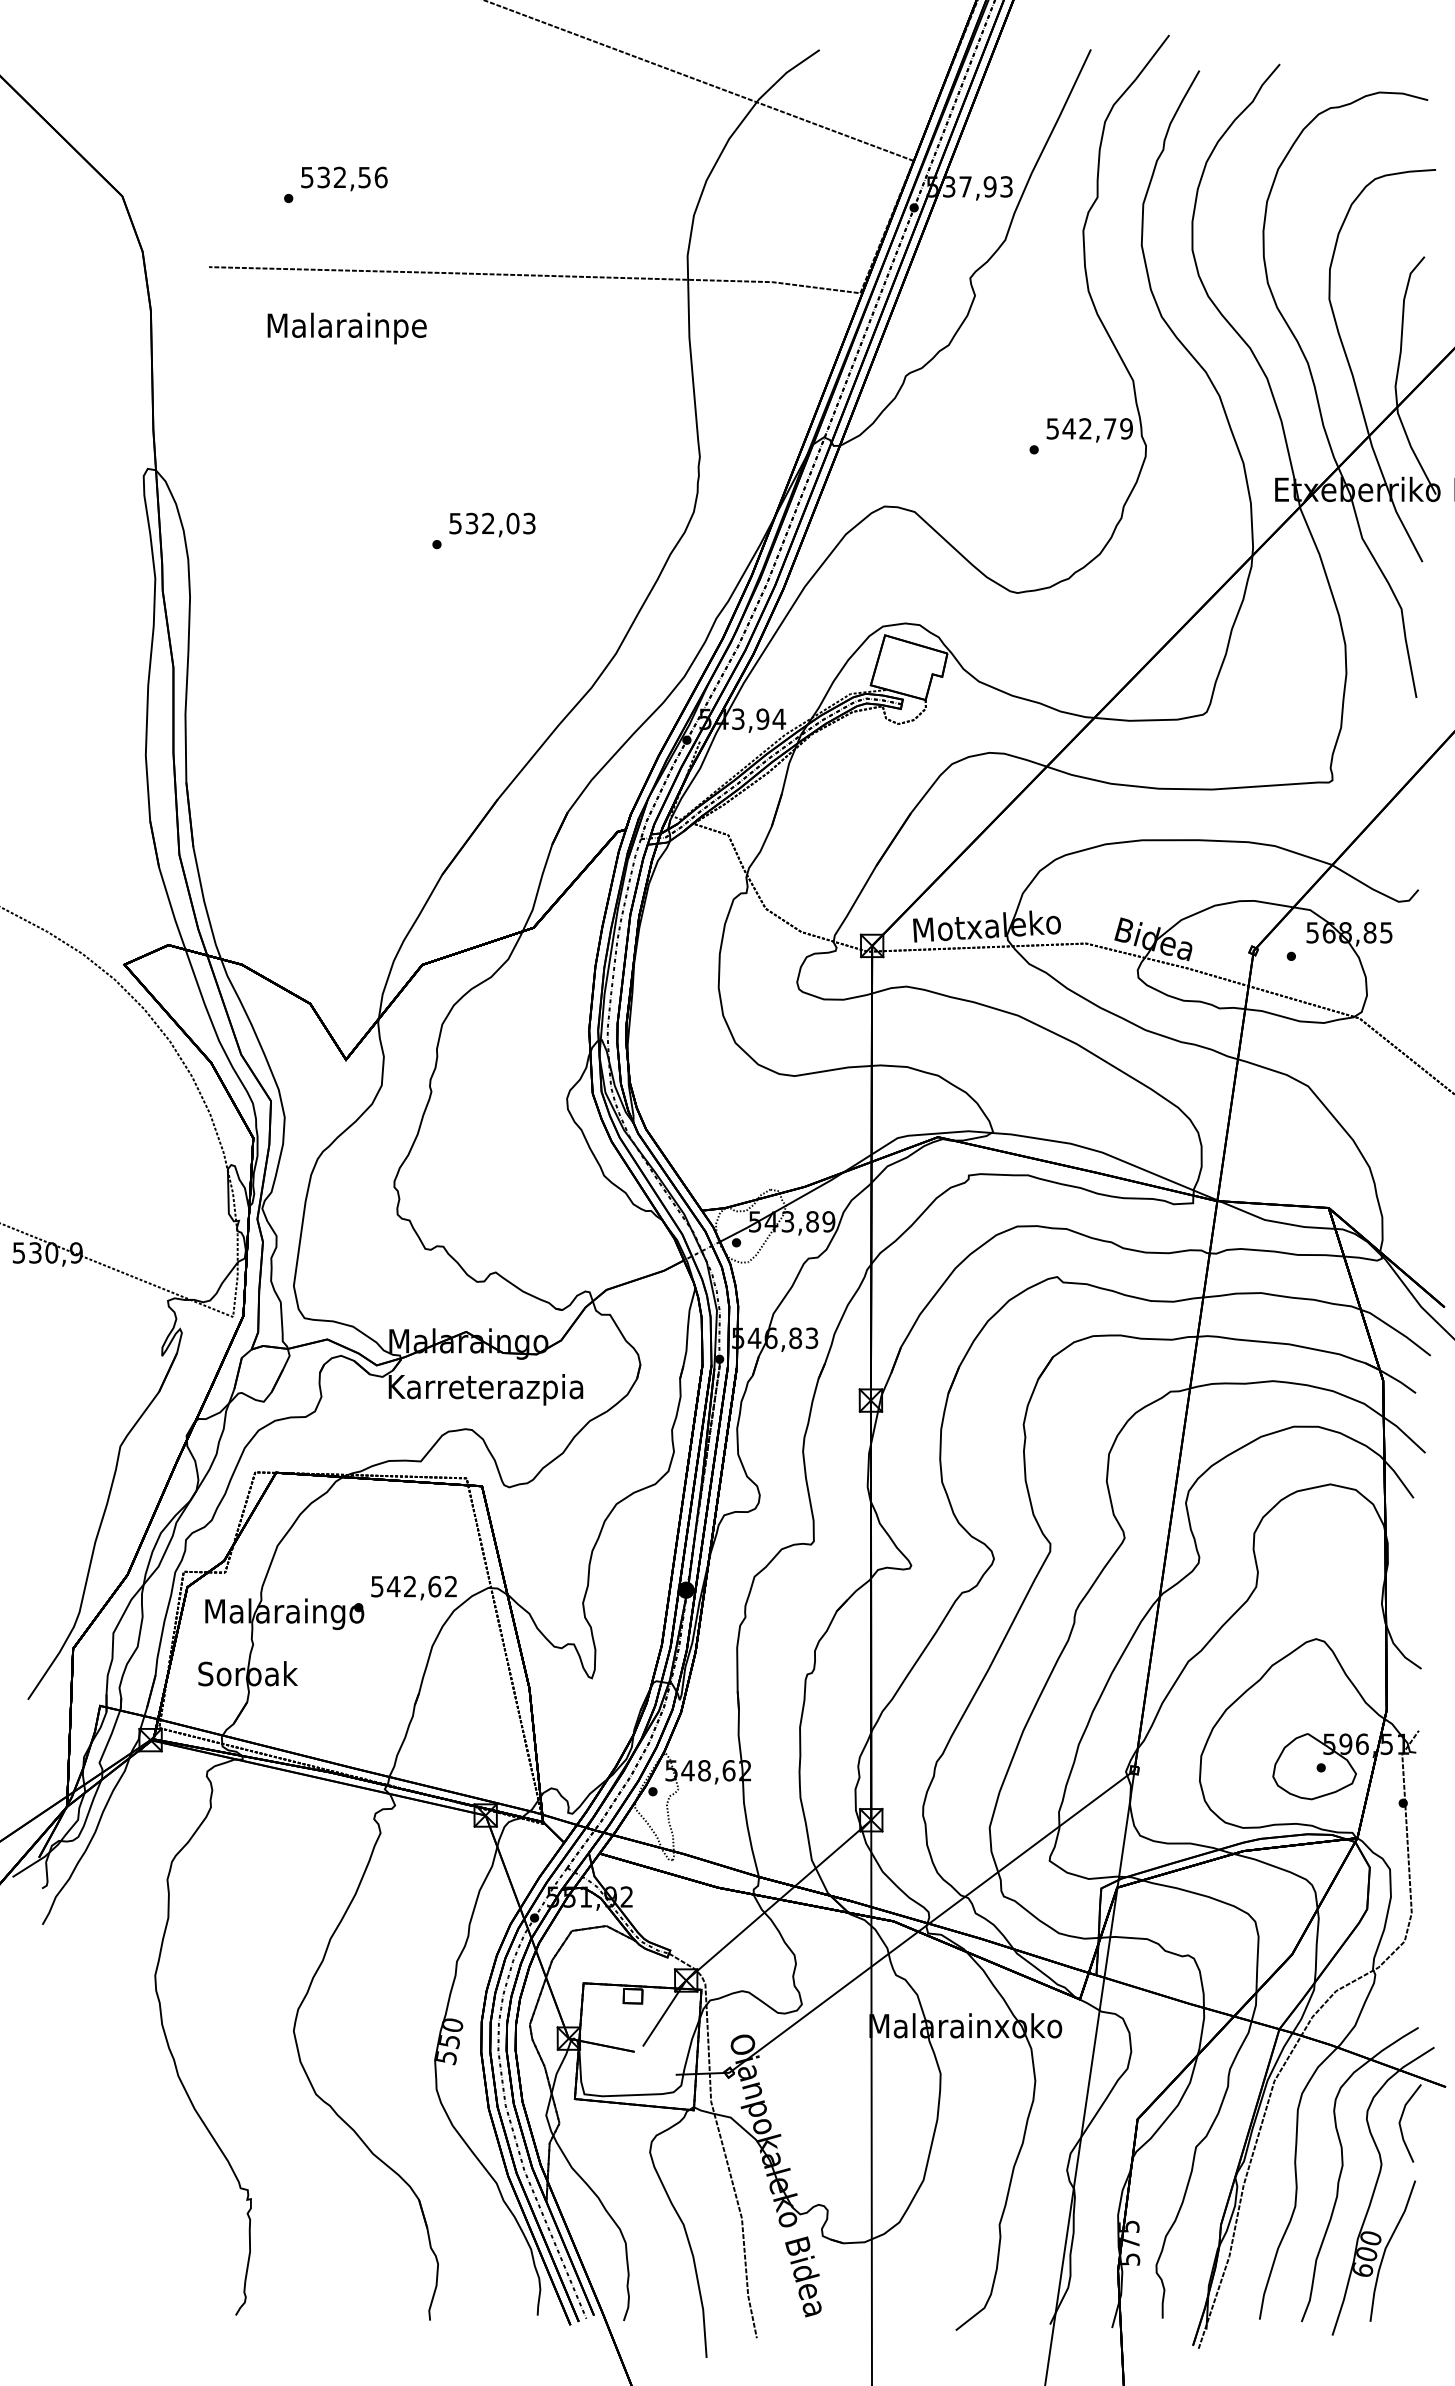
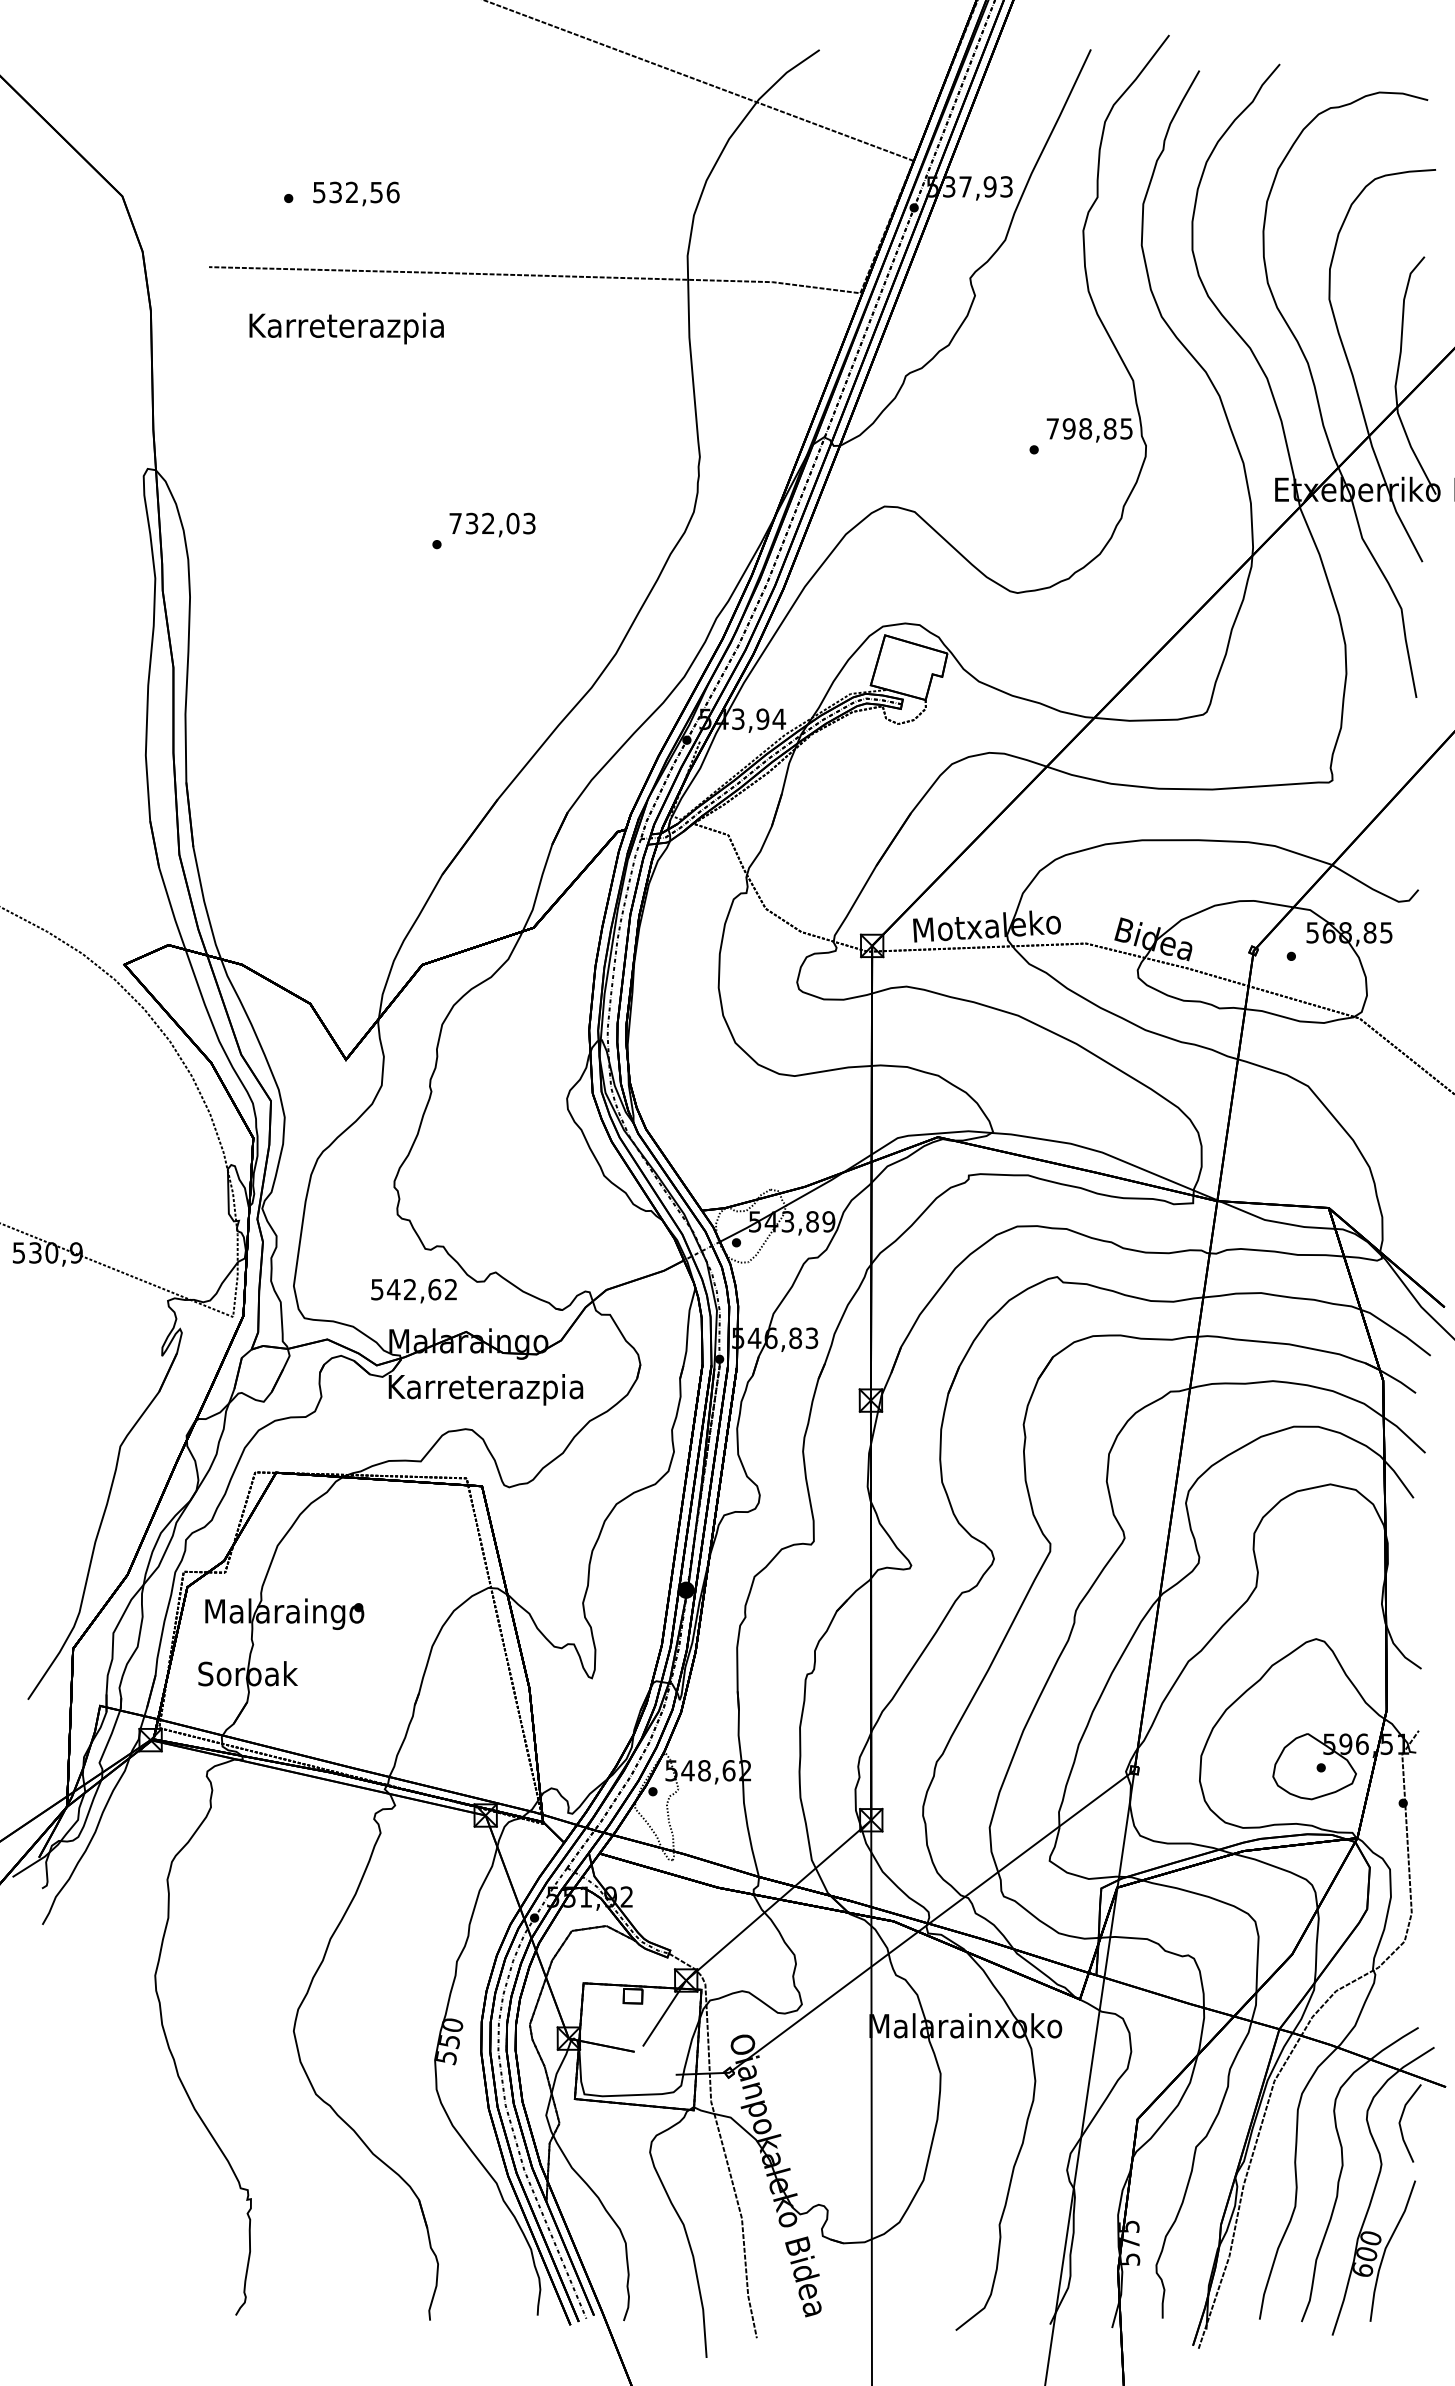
text position: (344, 178) -> (356, 193) (356, 193)
text: Malarainpe -> Karreterazpia (346, 328)
text: 542,79 -> 798,85 (1089, 428)
text: 532,03 -> 732,03 (455, 523)
text position: (413, 1588) -> (413, 1291) (413, 1291)
